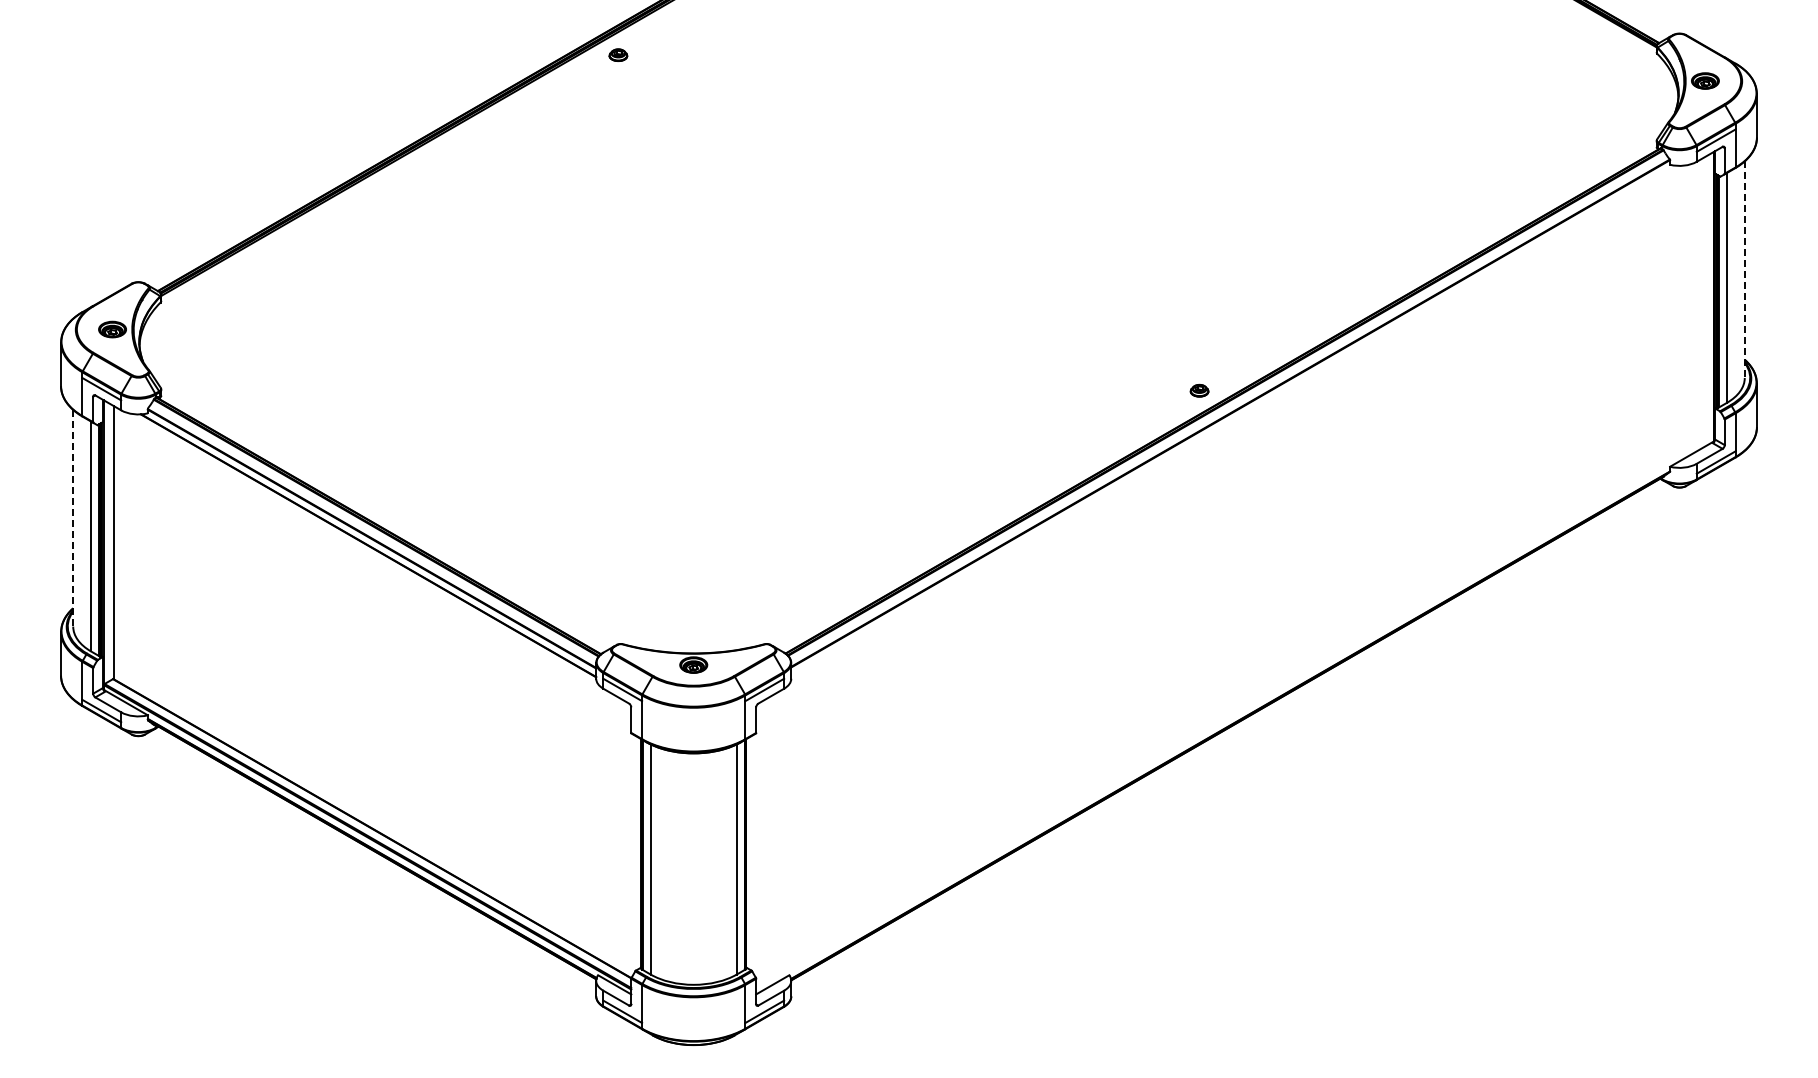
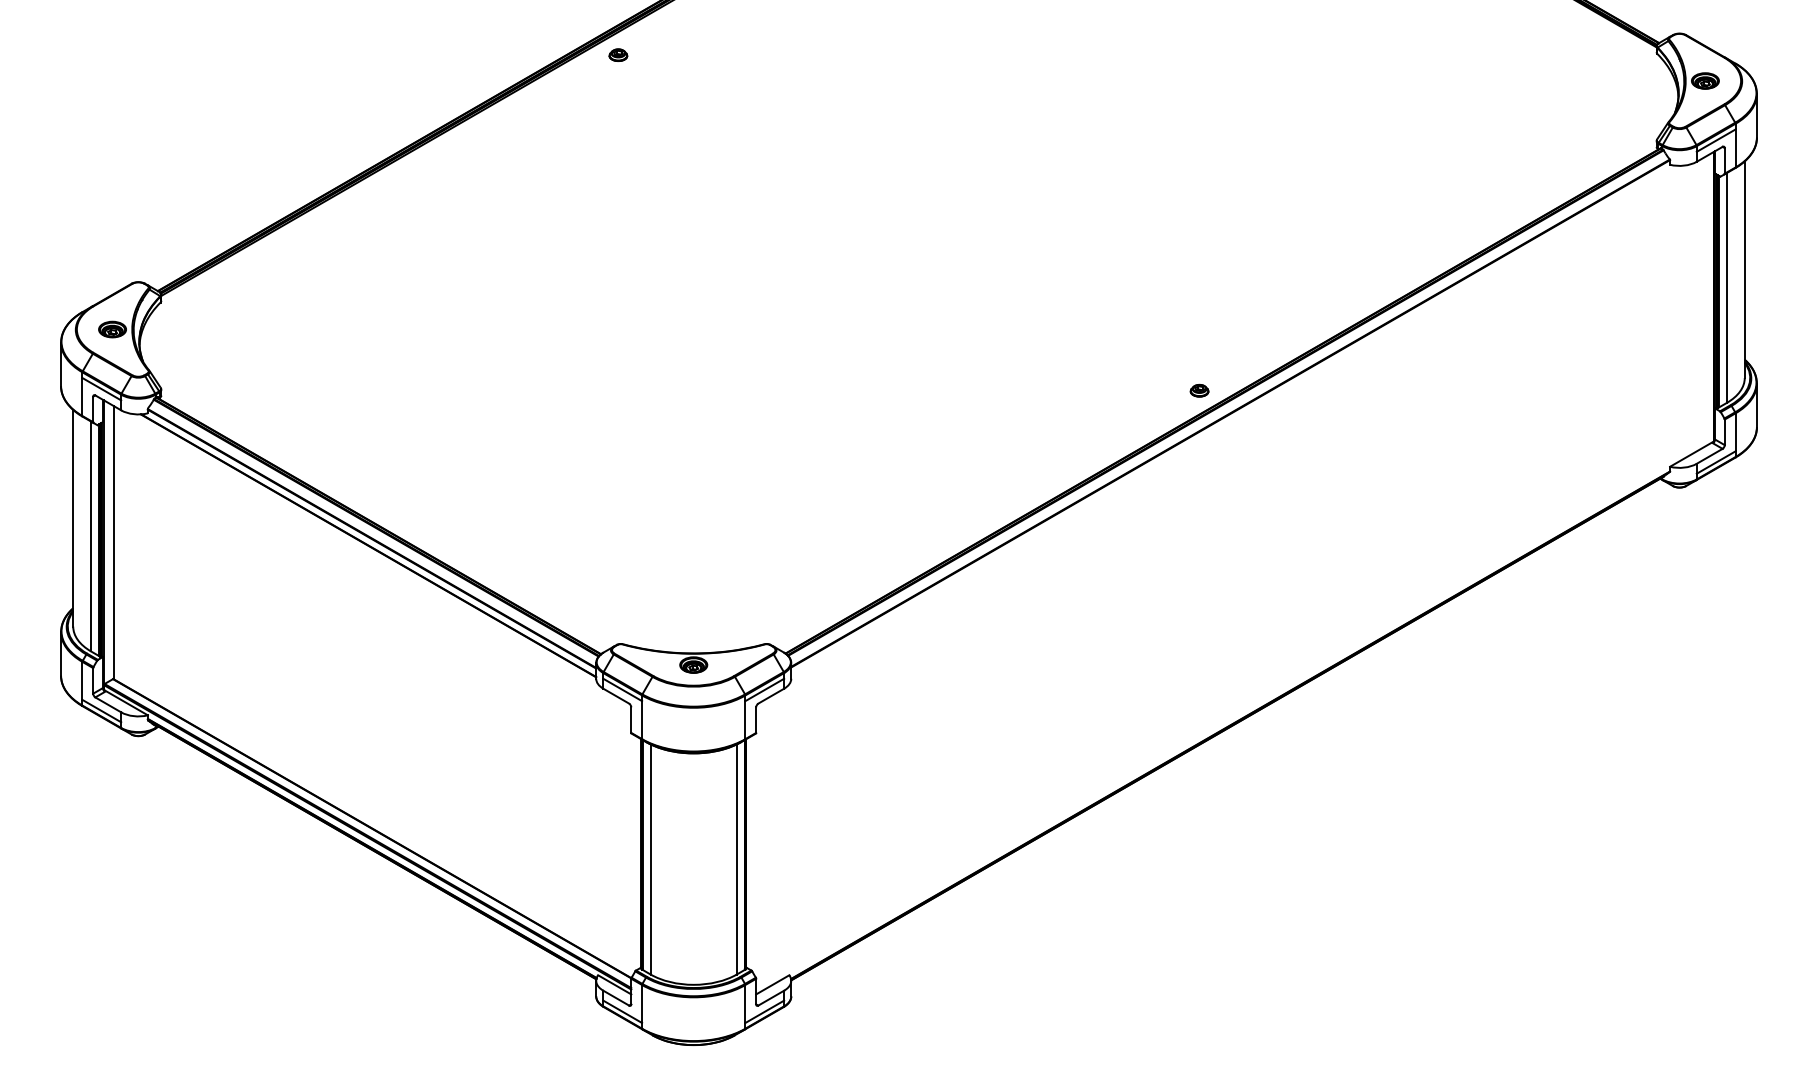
line: dashed -> solid (1744, 270)
line: dashed -> solid (73, 518)
